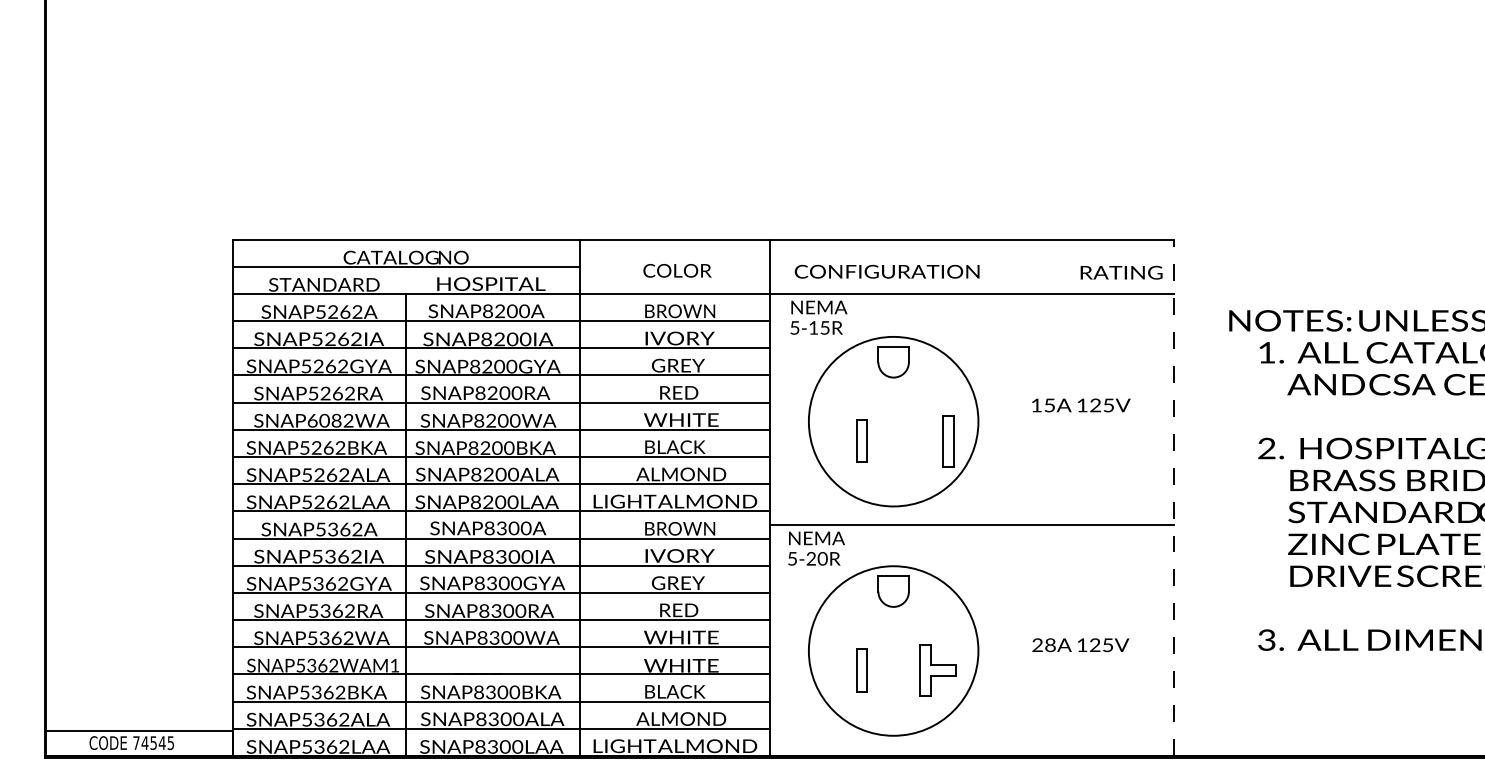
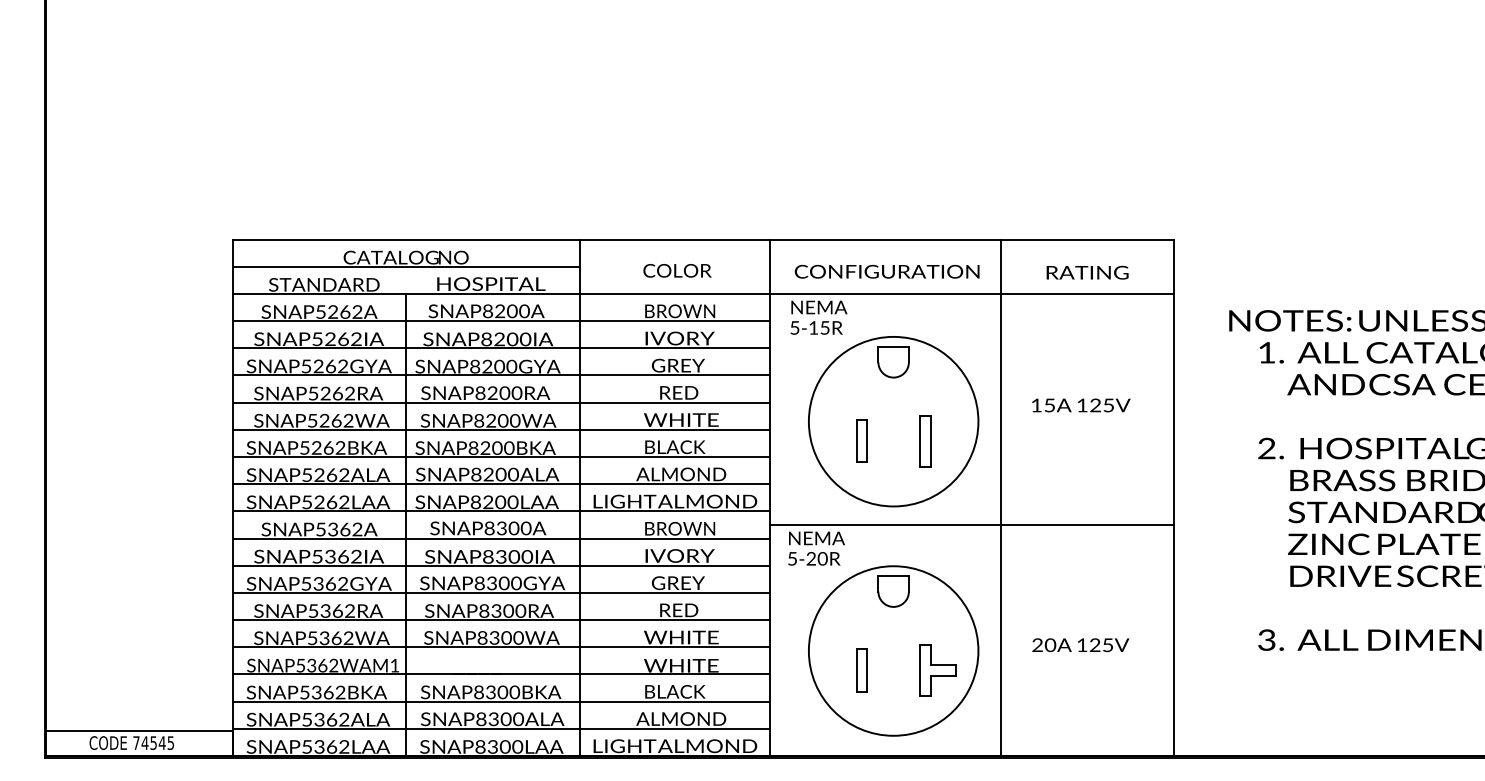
text position: (1121, 272) -> (1087, 272) (1087, 272)
text: SNAP6082WA -> SNAP5262WA (324, 420)
part position: (948, 441) -> (925, 441) (925, 441)
line: none -> present (1000, 497)
line: dashed -> solid (1174, 497)
text: 28A -> 20A (1050, 645)
